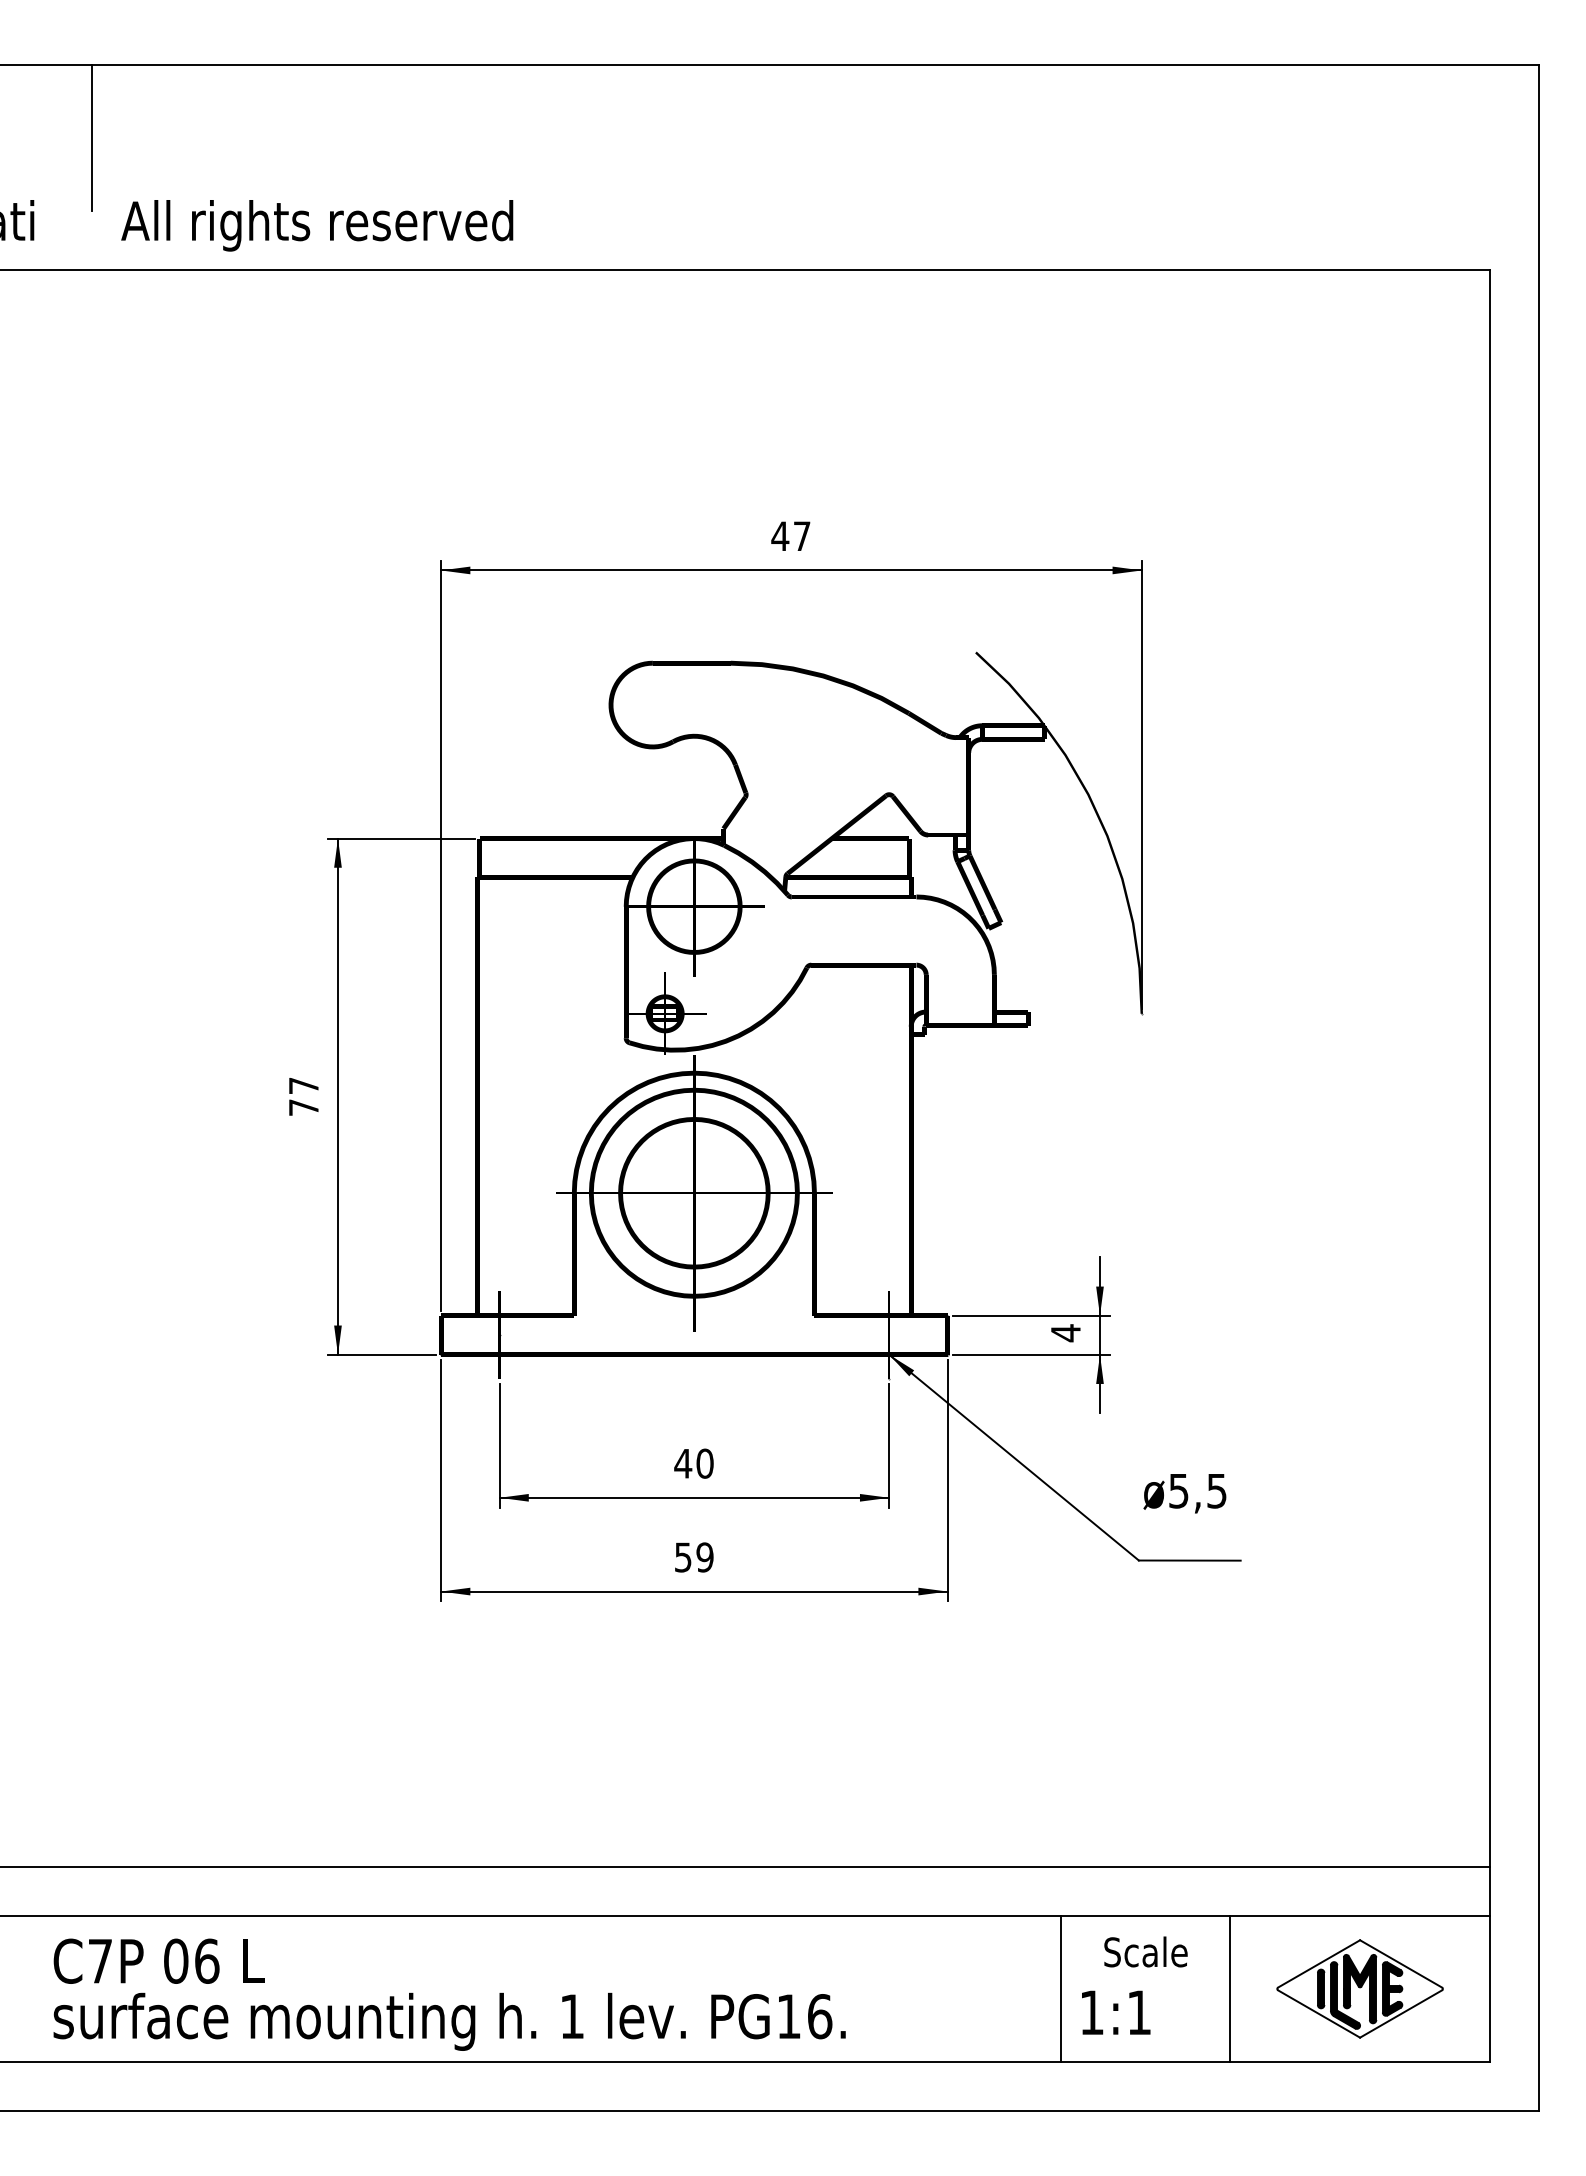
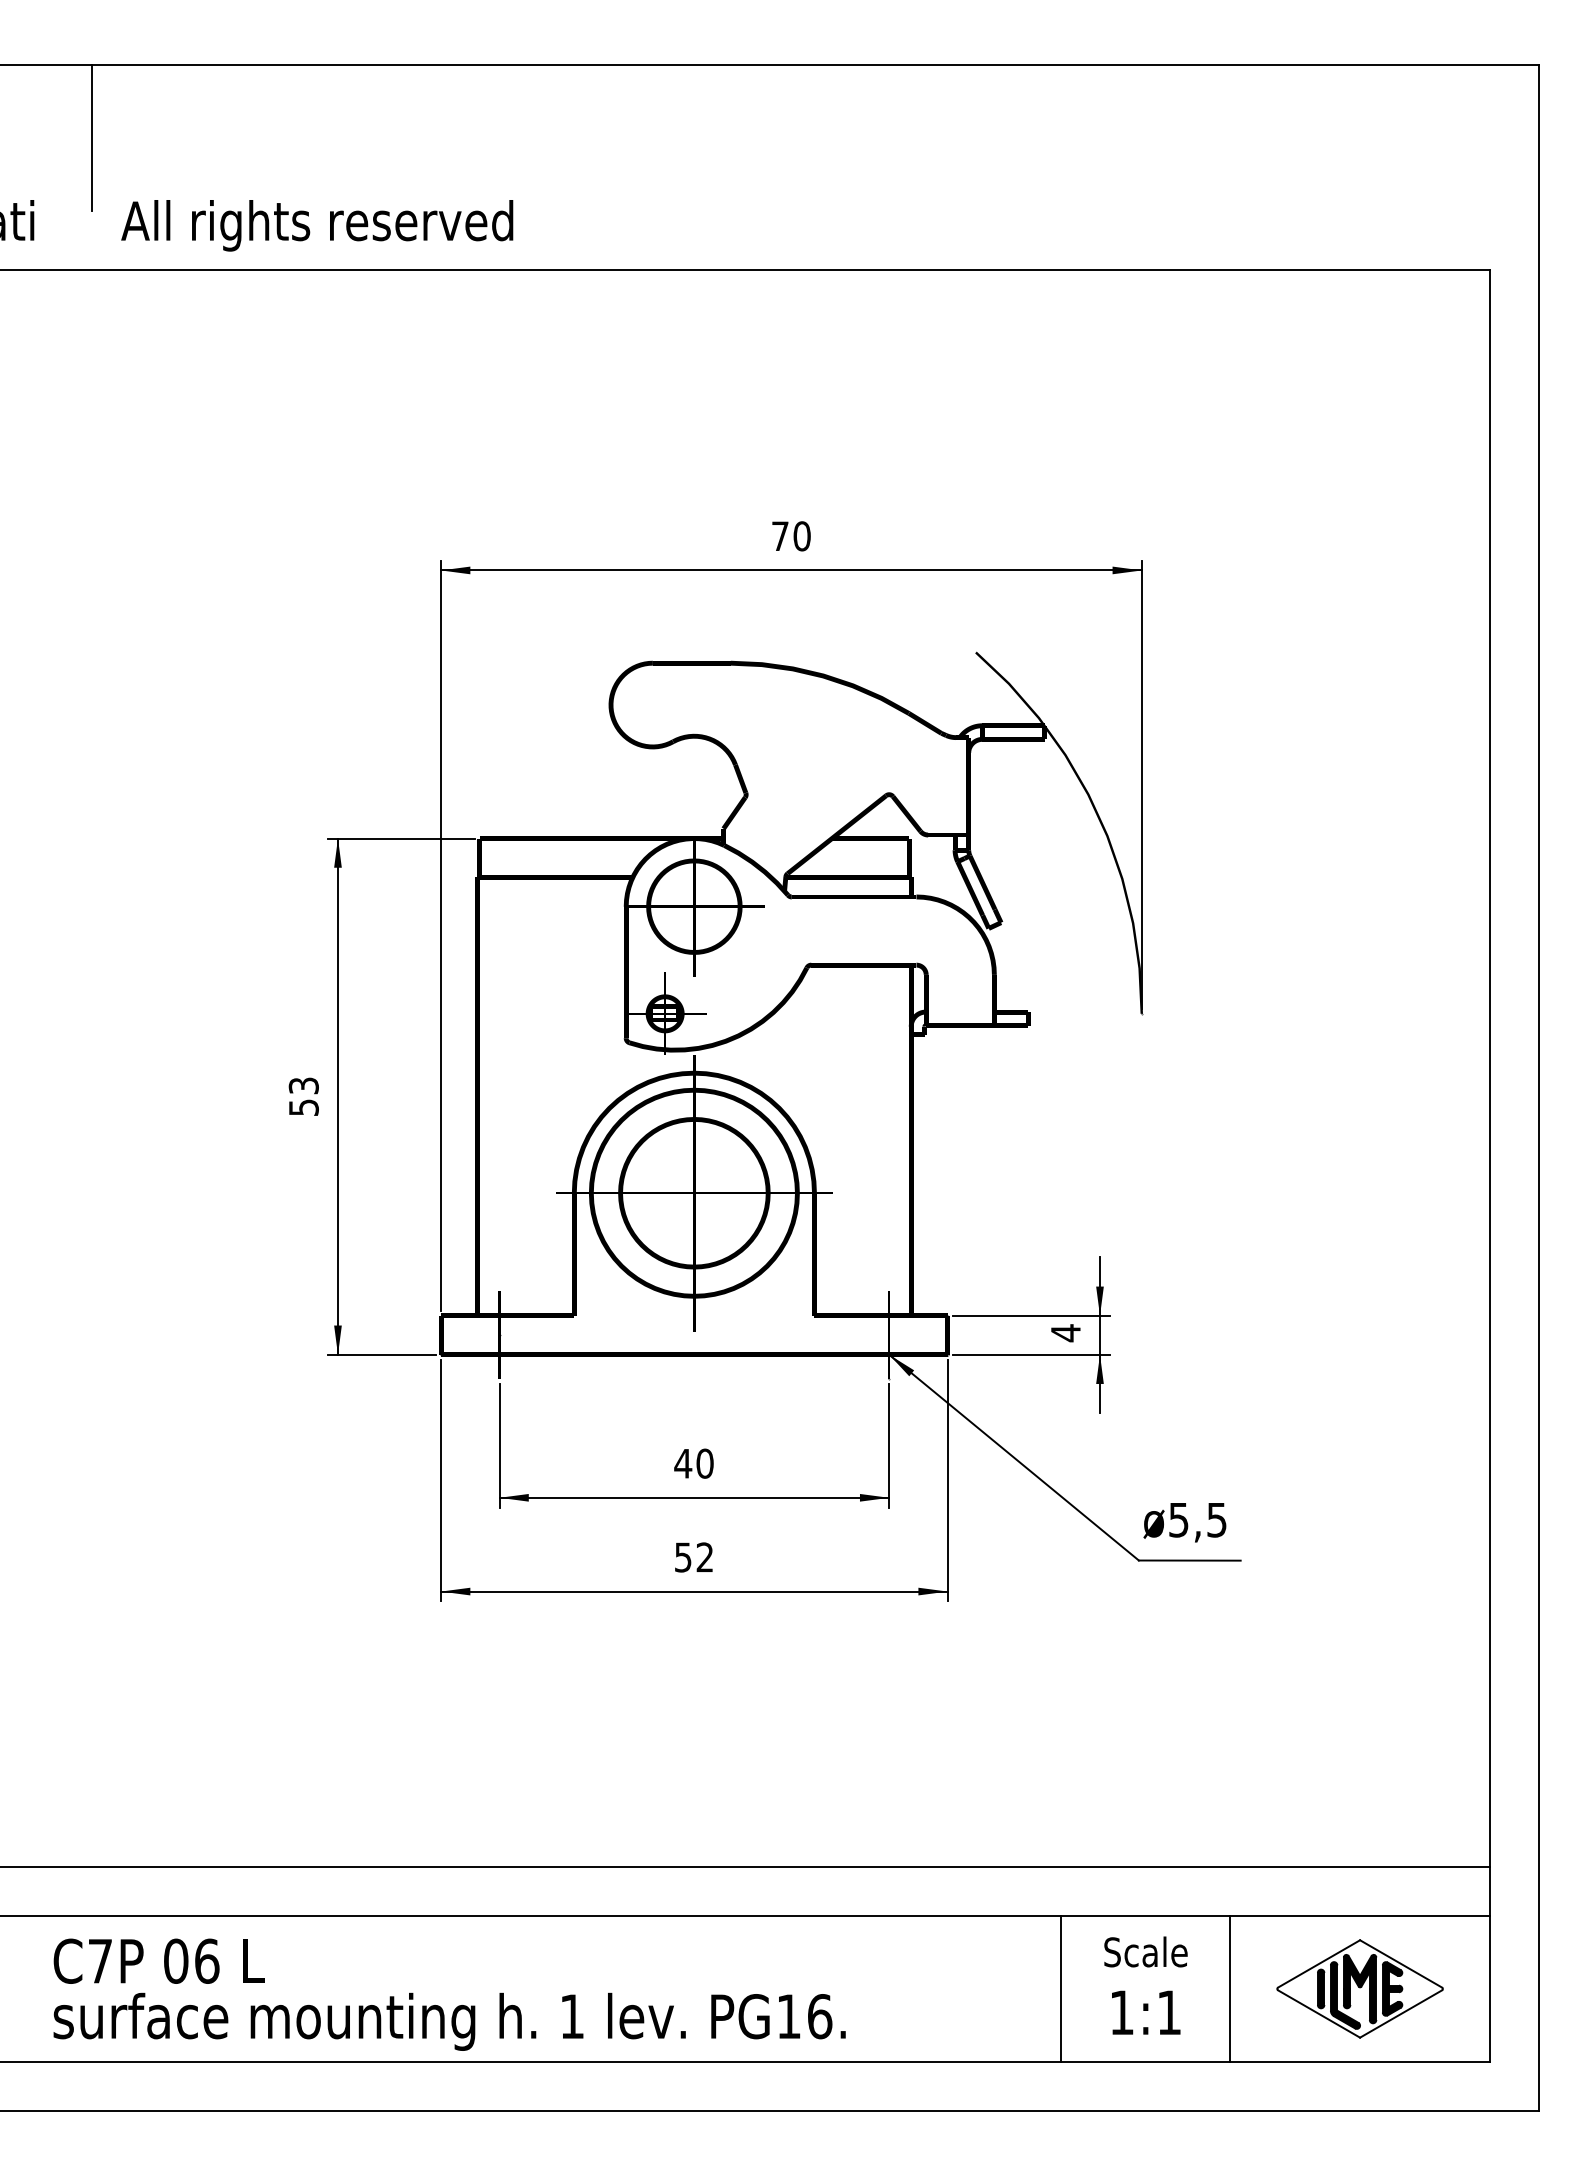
text: 47 -> 70 (790, 536)
text: 77 -> 53 (303, 1096)
text position: (1184, 1493) -> (1184, 1522) (1184, 1522)
text: 59 -> 52 (704, 1557)
text position: (1116, 2012) -> (1146, 2012) (1146, 2012)
